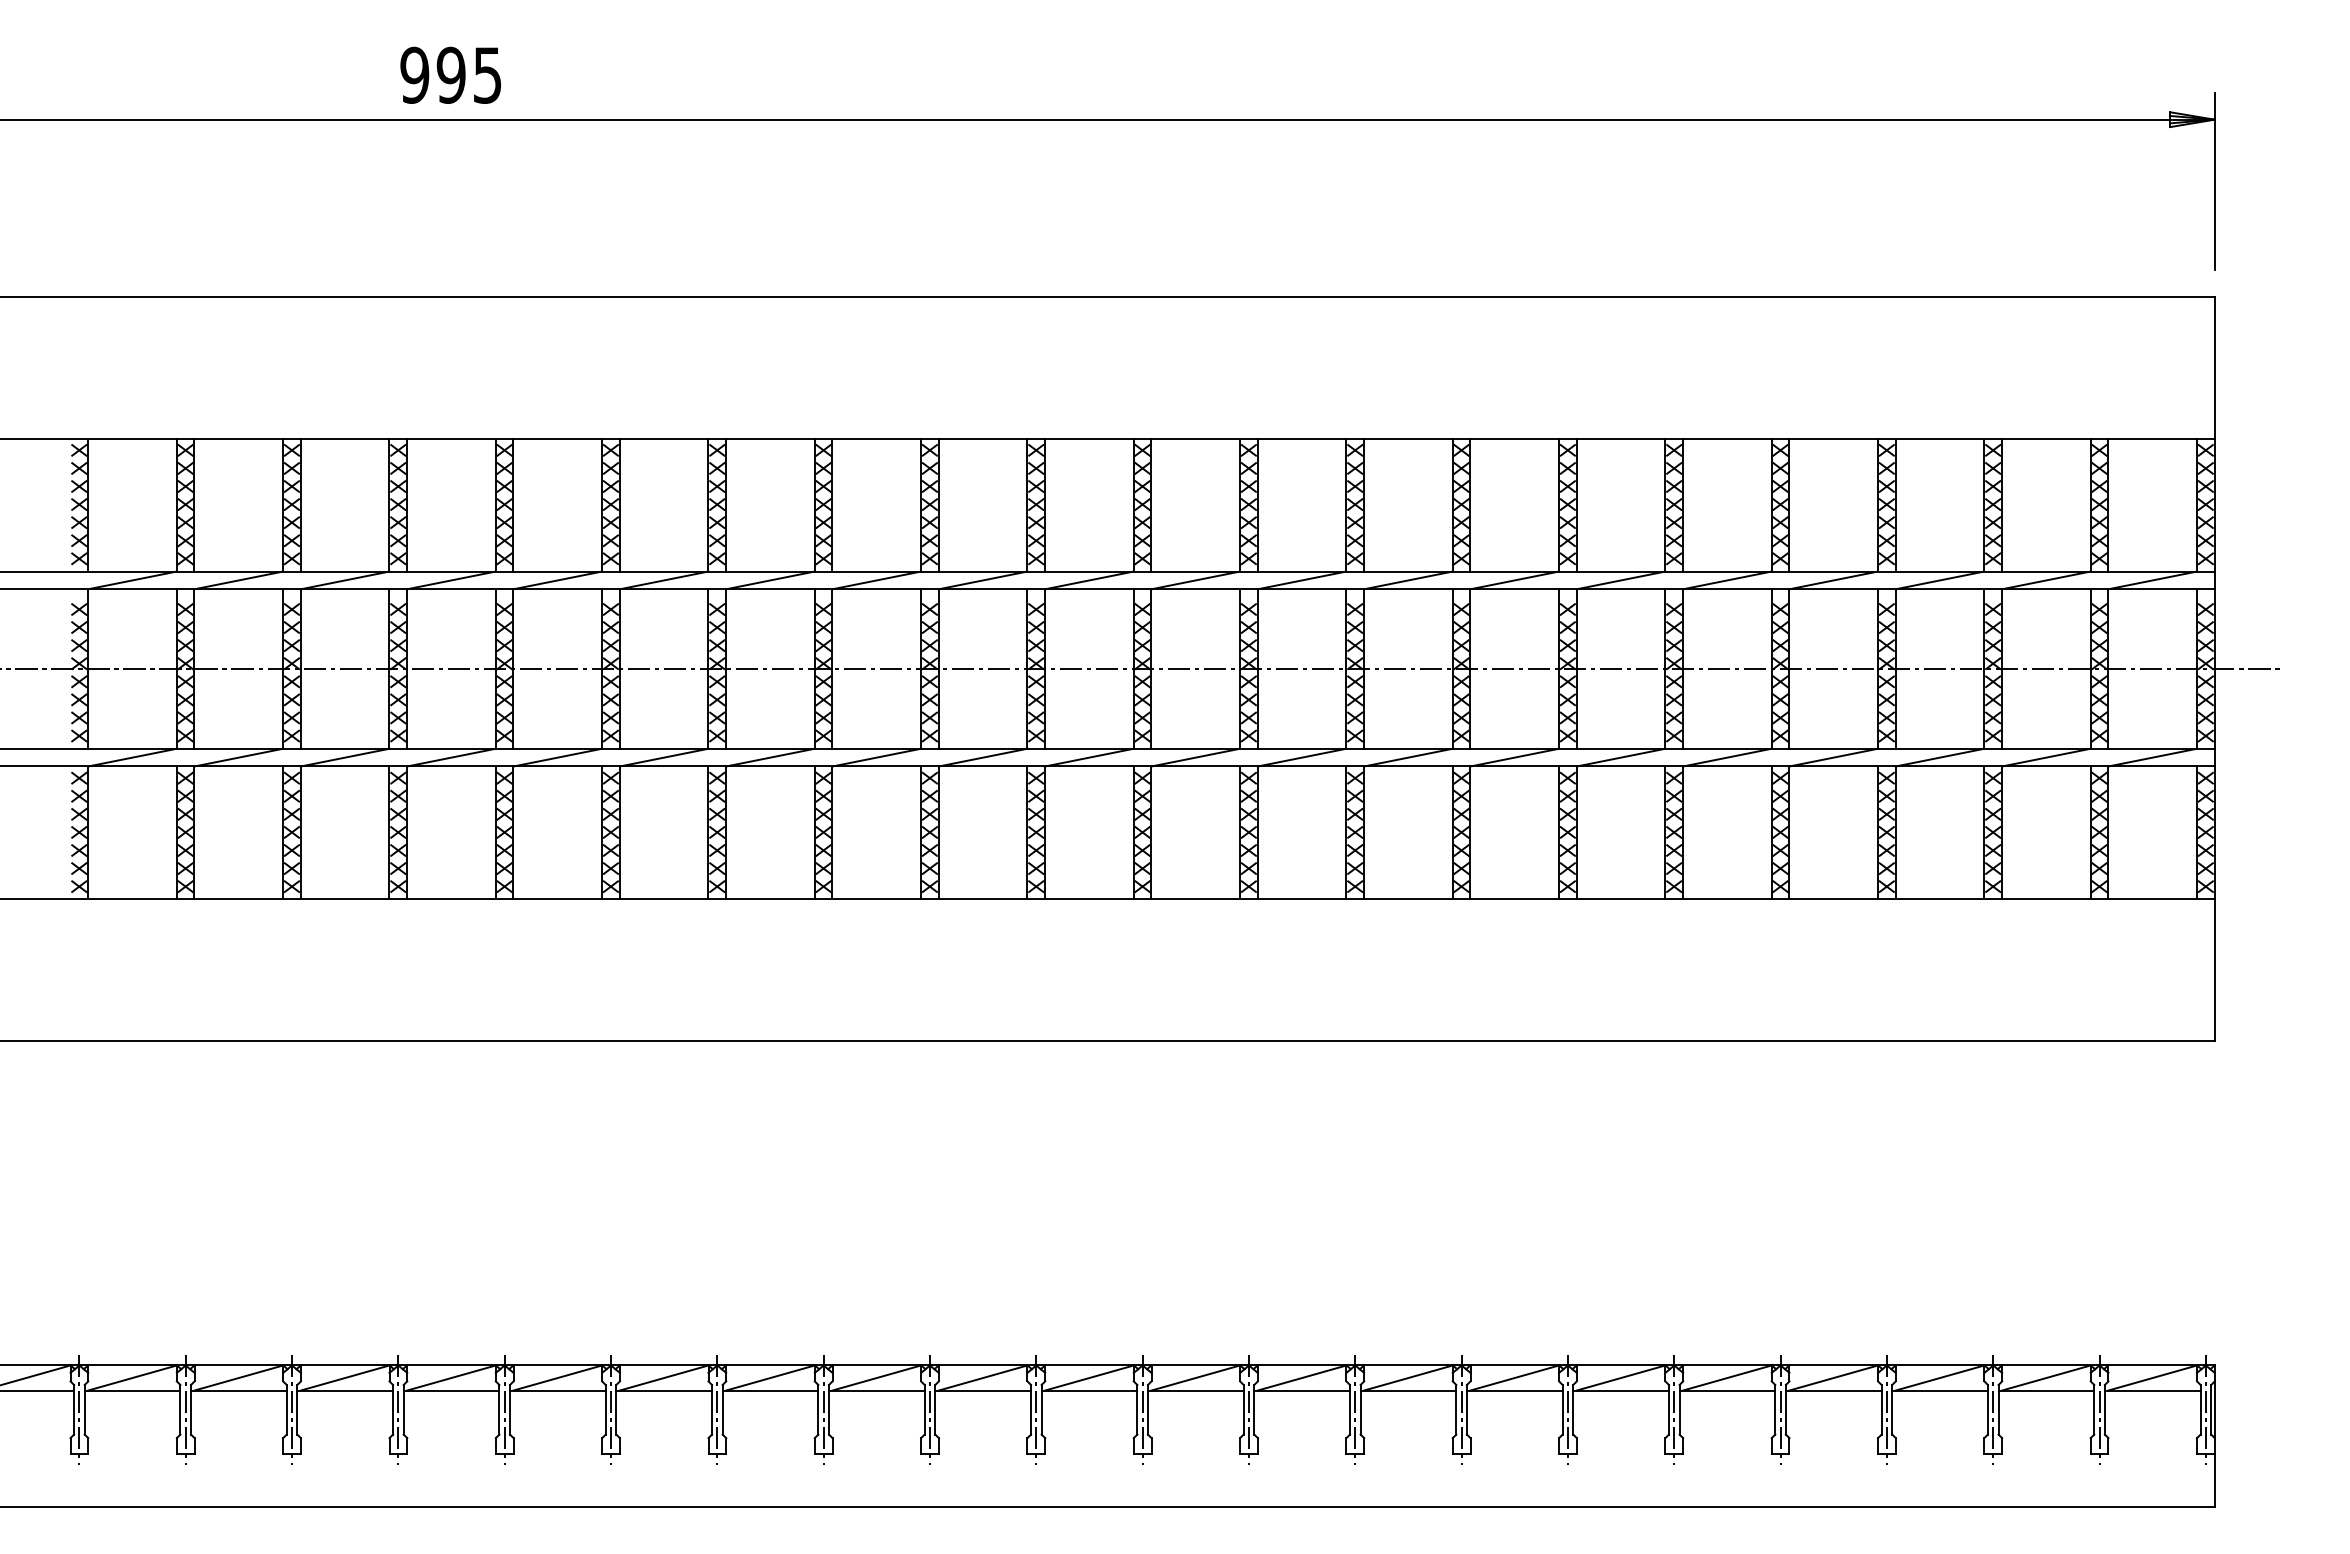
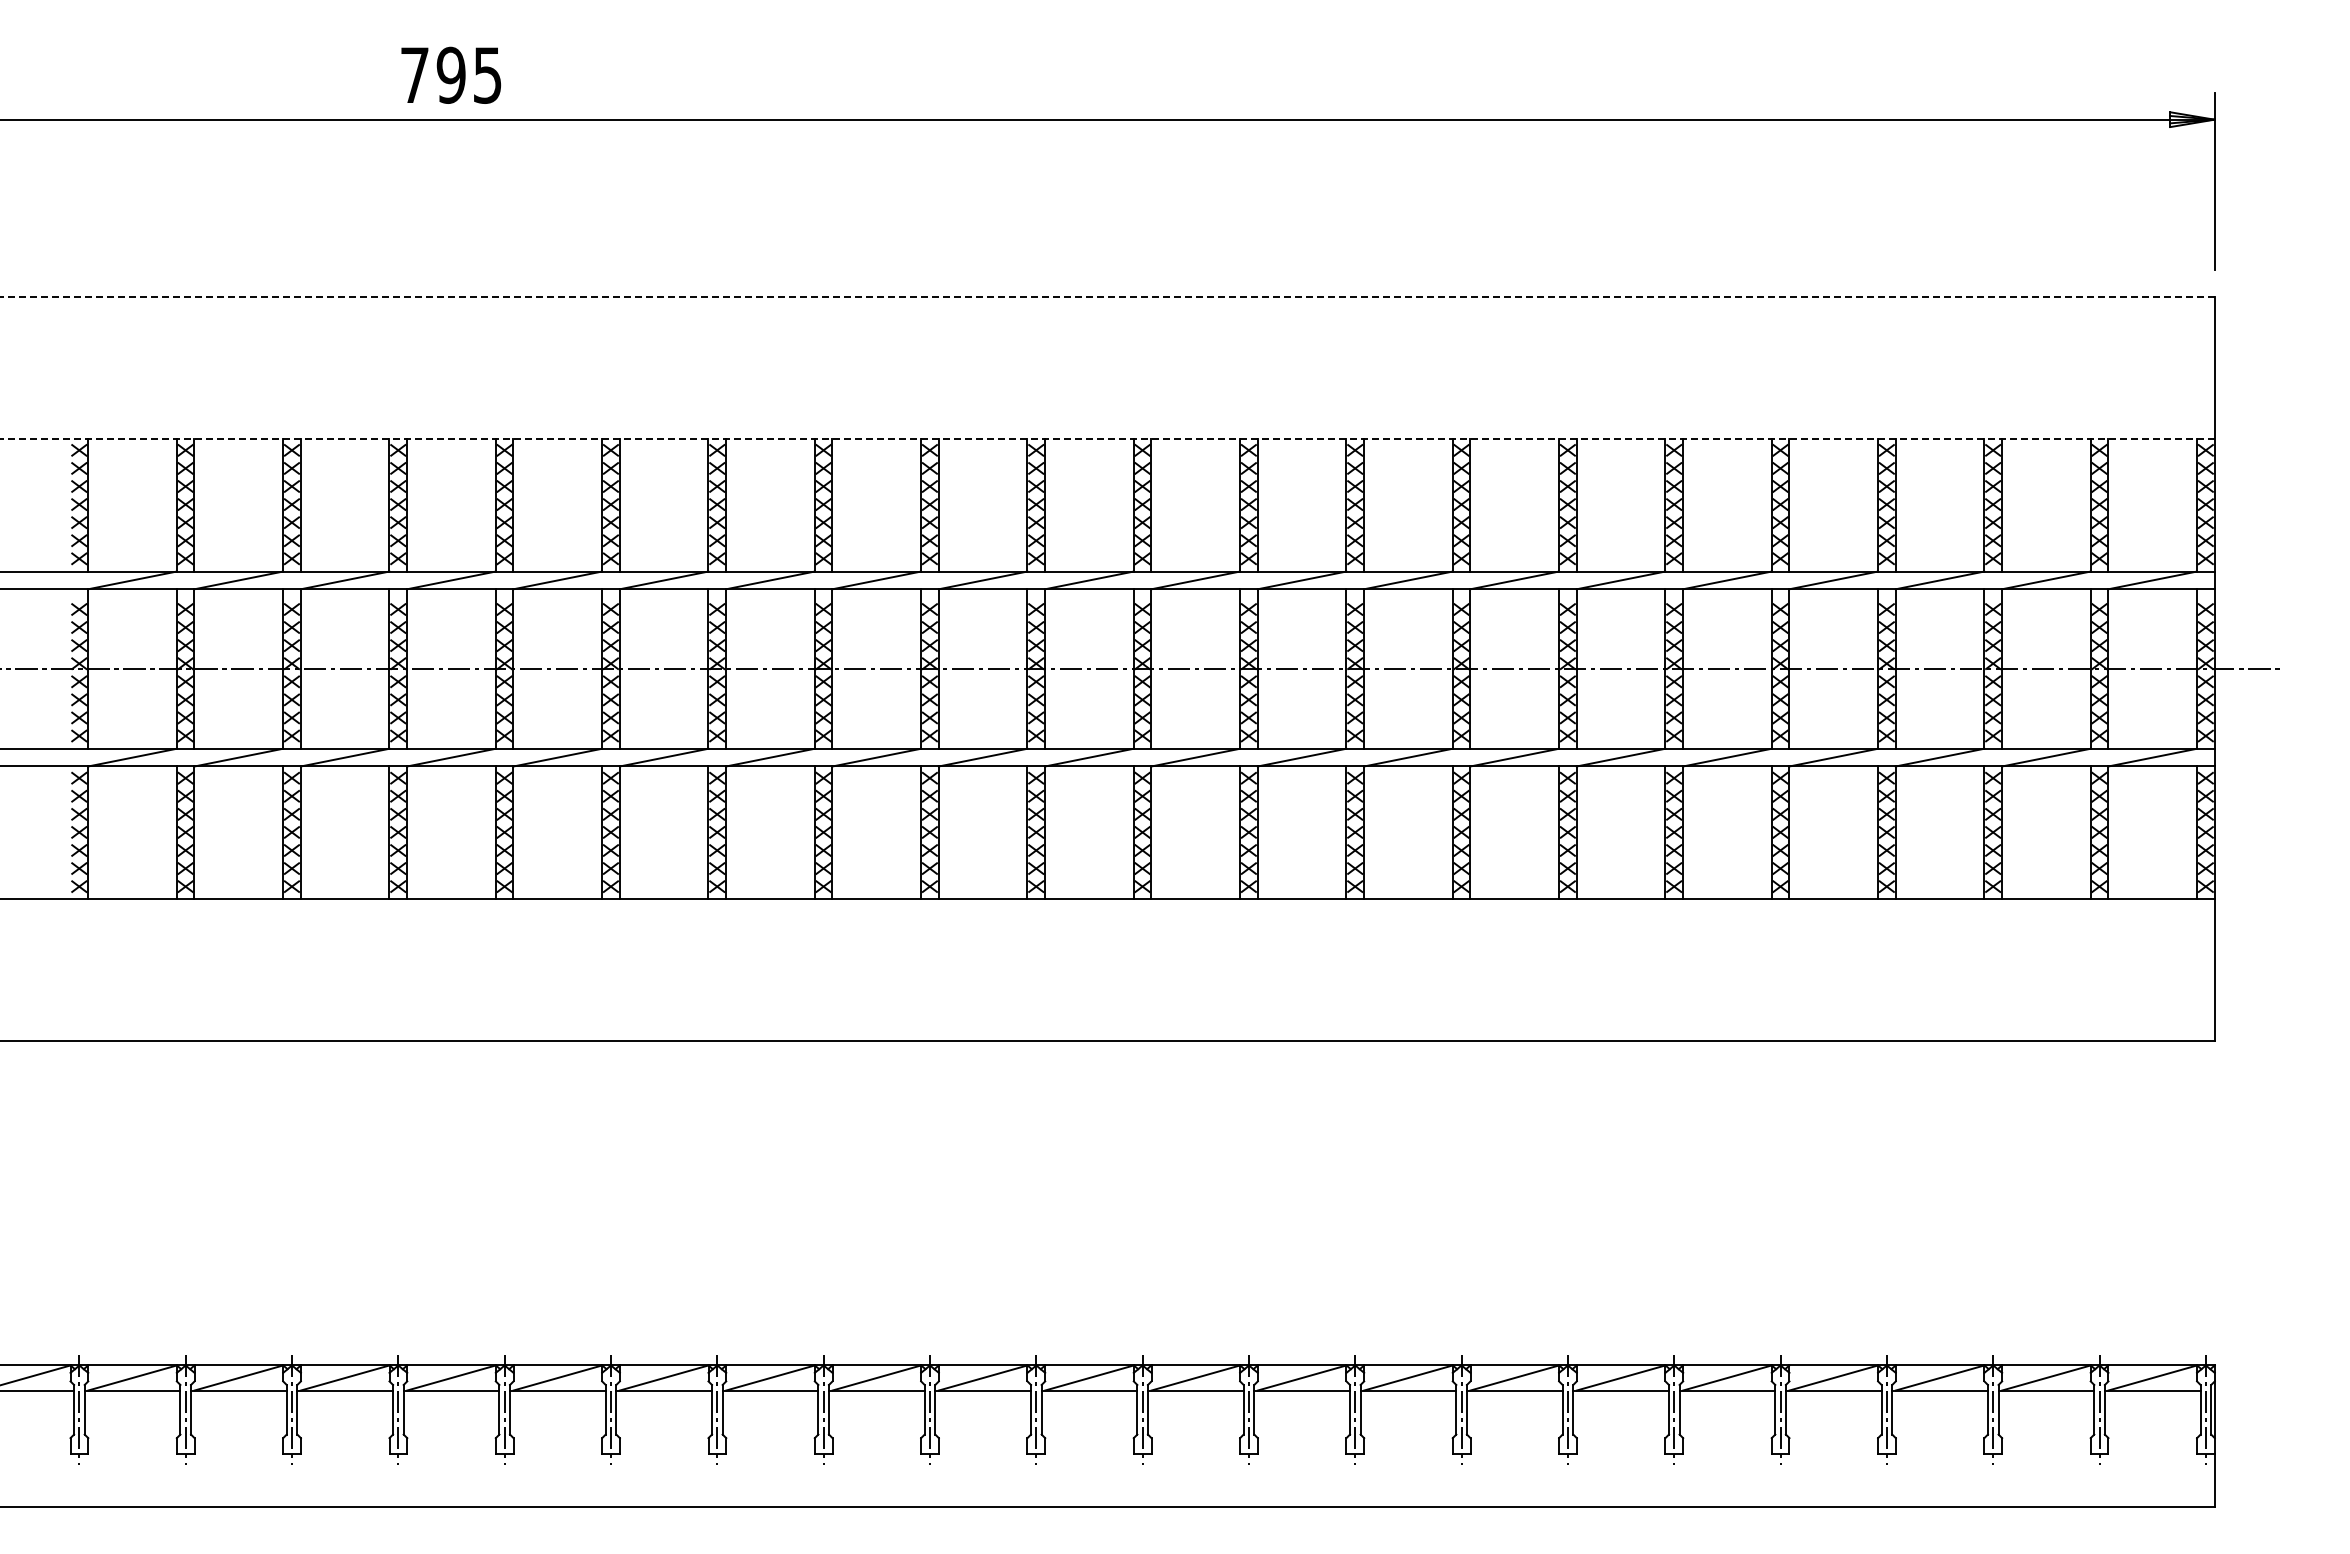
text: 995 -> 795 (414, 74)
line: solid -> dashed (1107, 296)
line: solid -> dashed (1107, 438)
